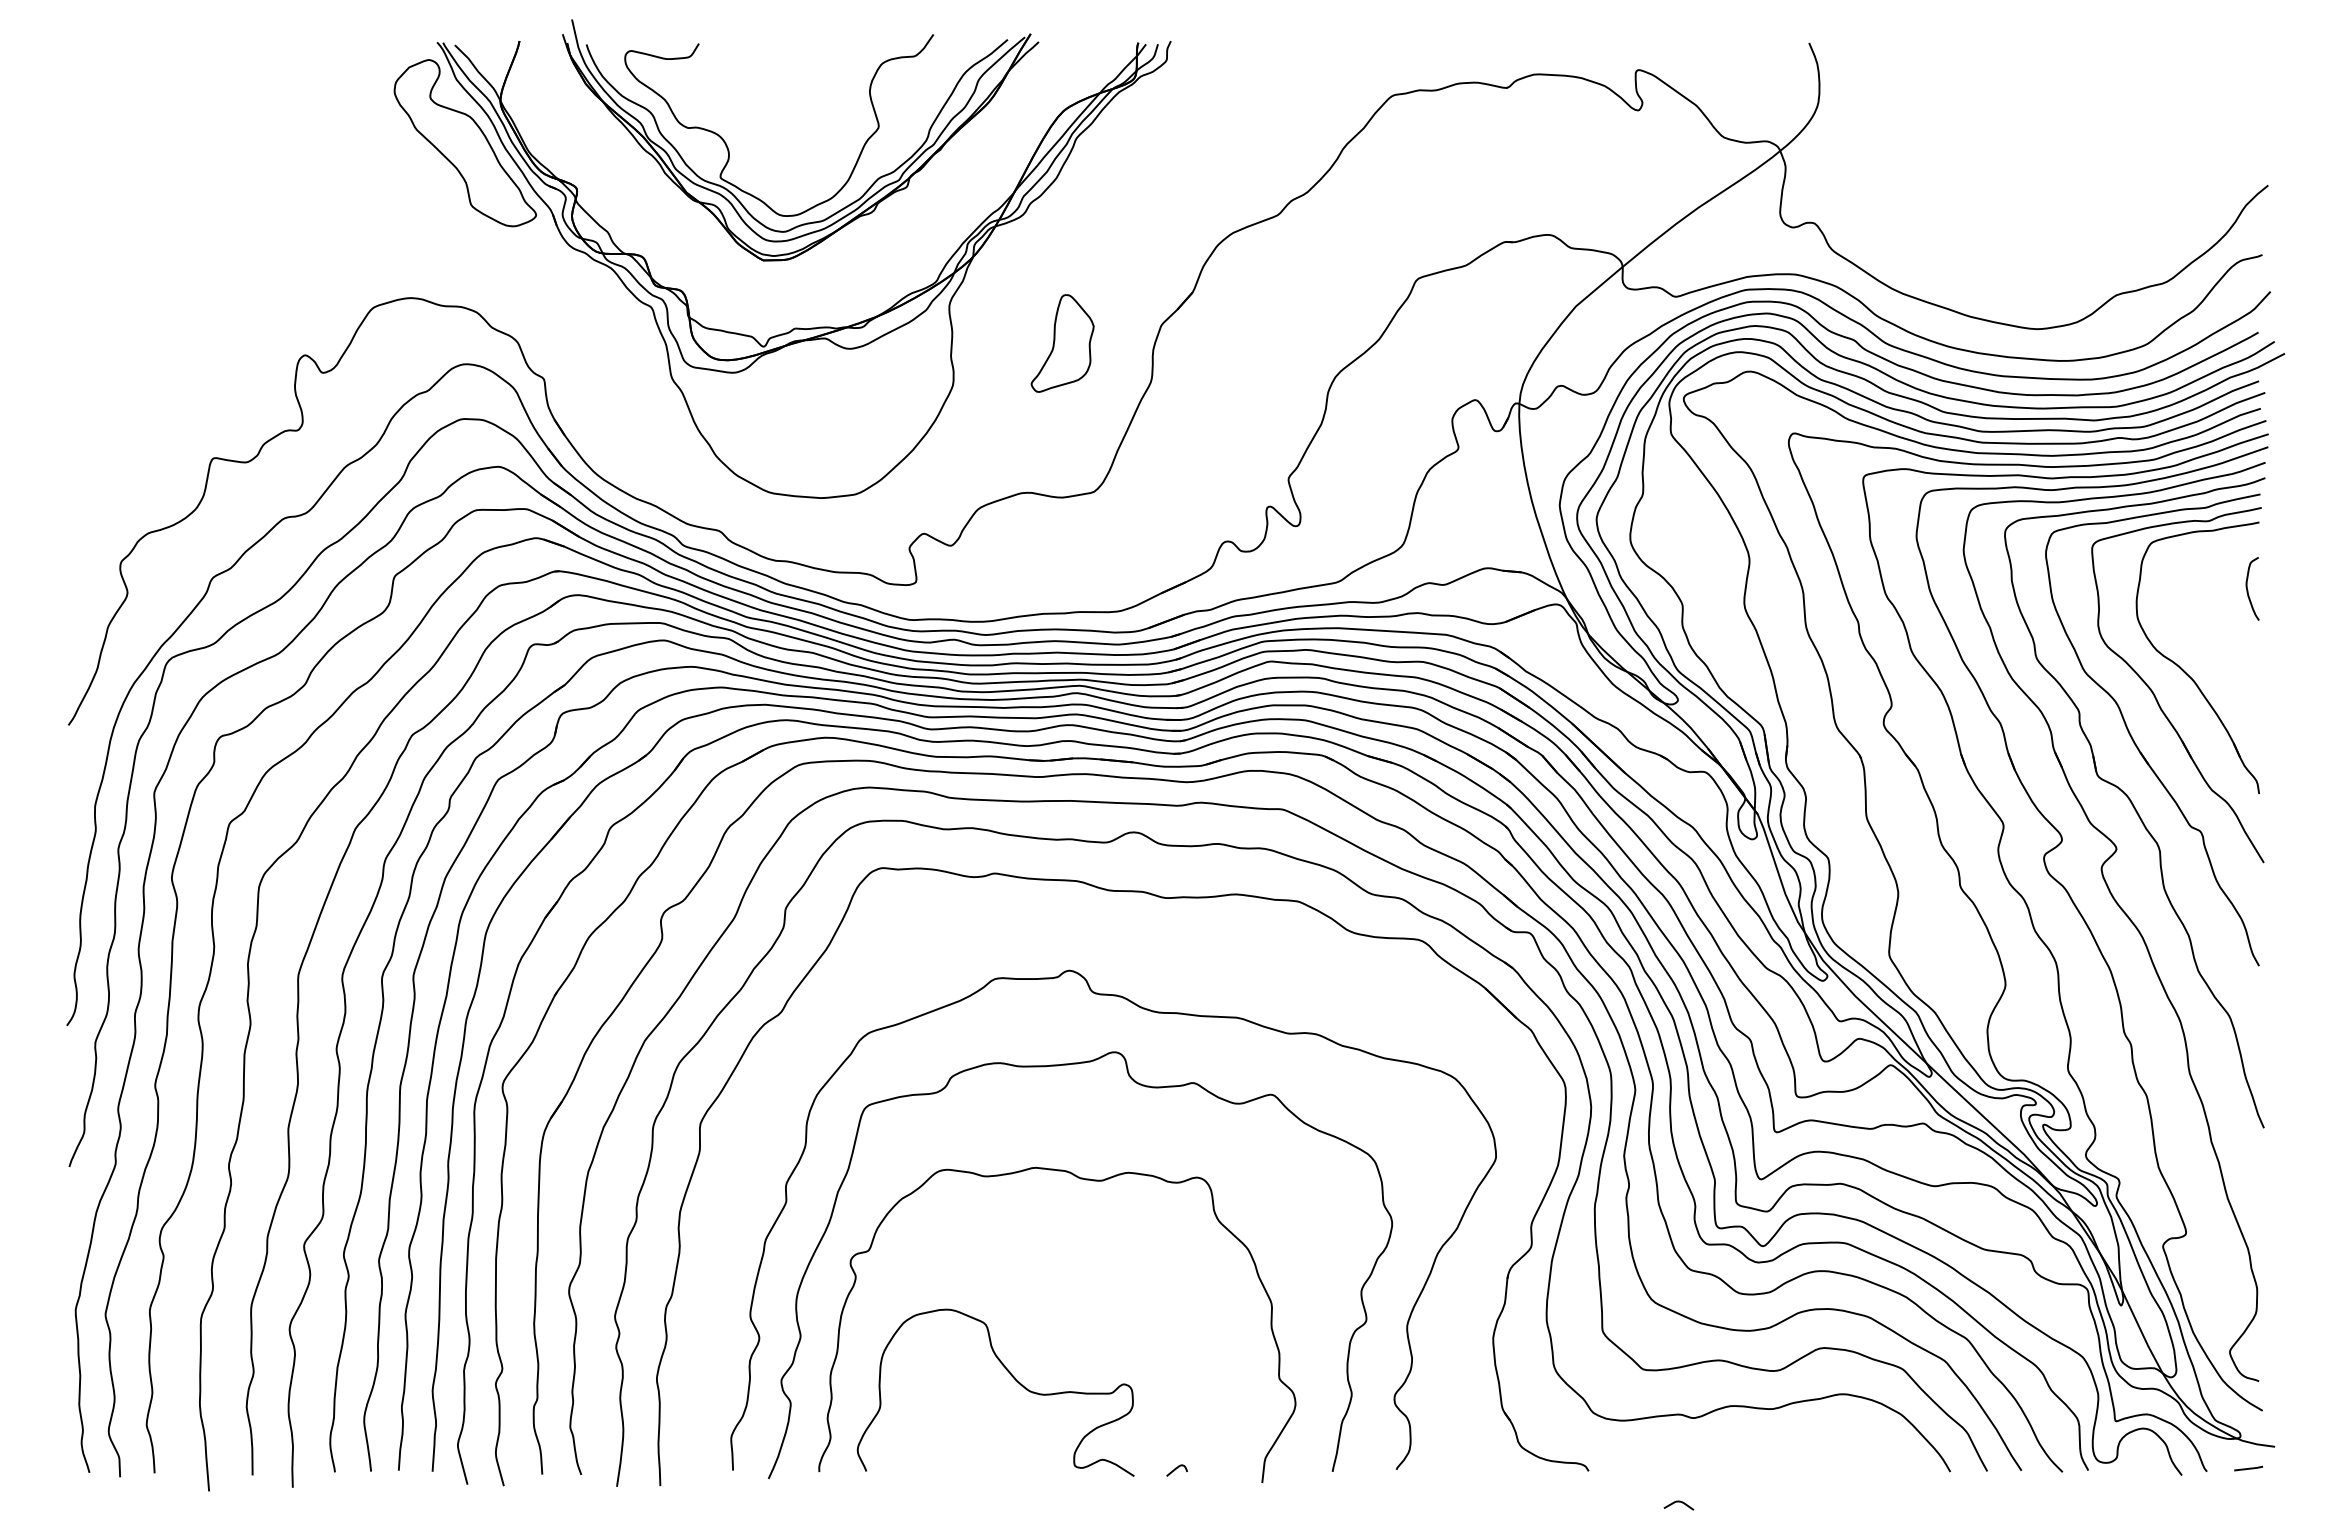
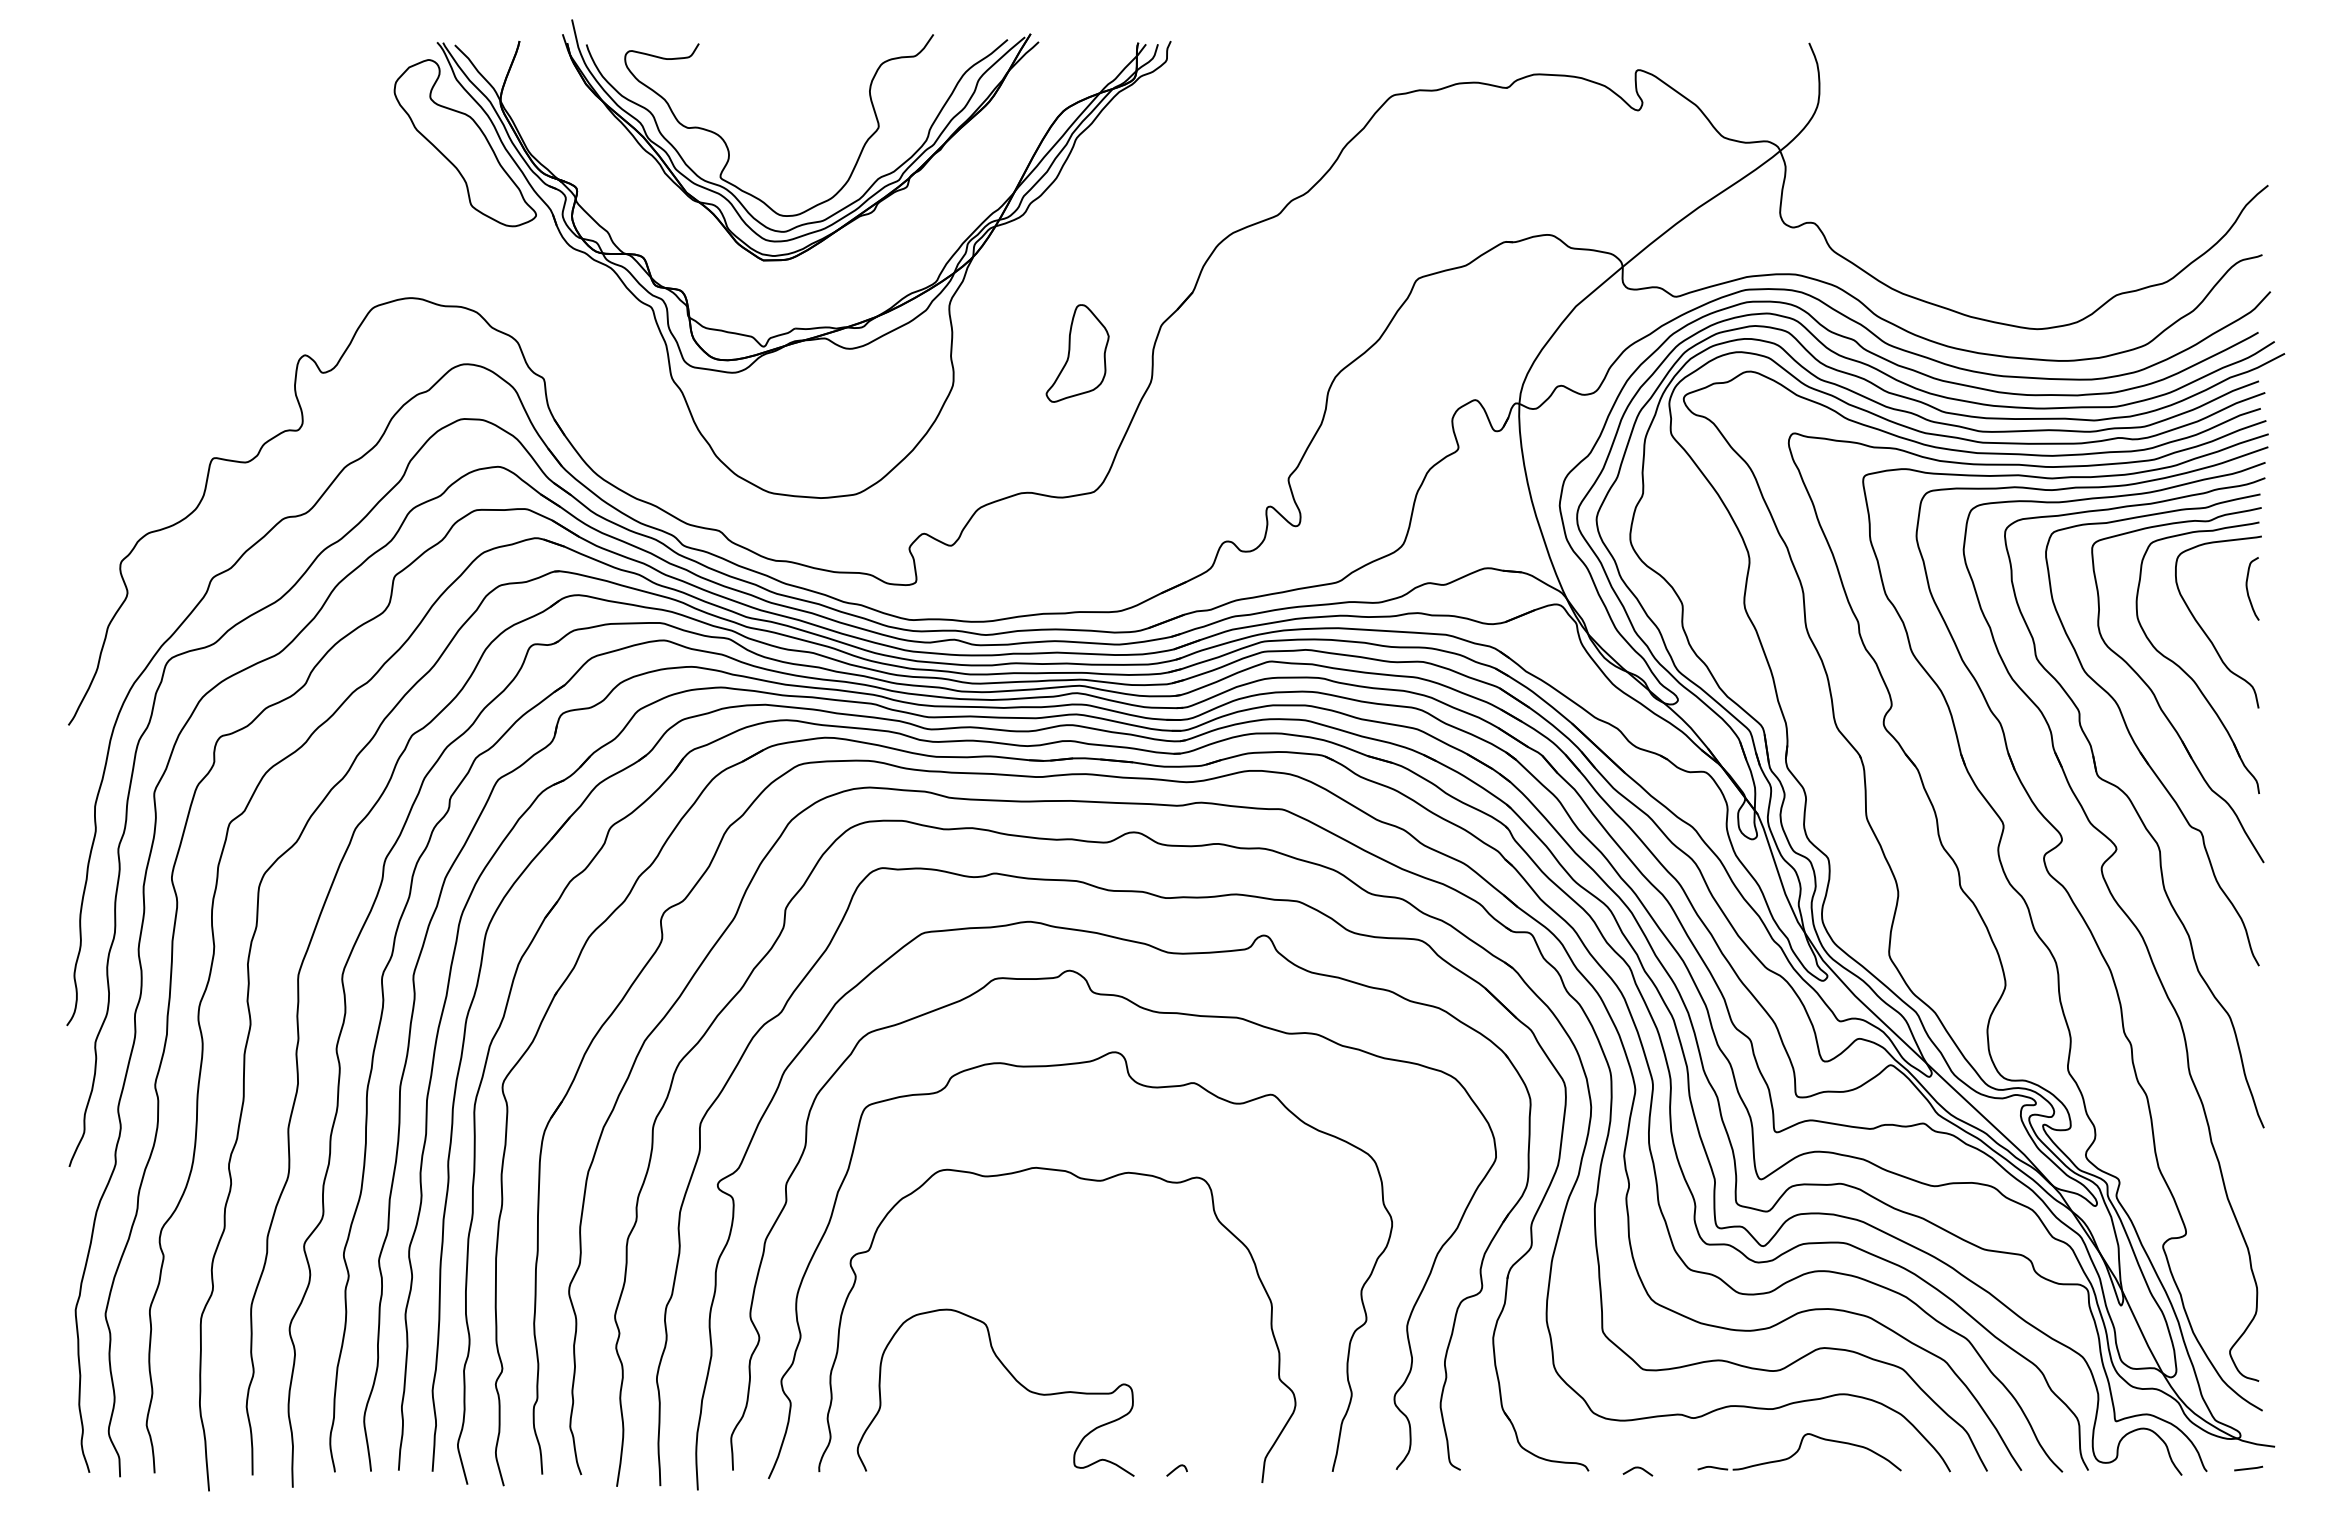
part position: (1062, 343) -> (1077, 353) (1077, 353)
curve: none -> present (2204, 630)
part: none -> present (1167, 953)
part: none -> present (1799, 1452)
curve position: (1678, 1502) -> (1637, 1468) (1637, 1468)
